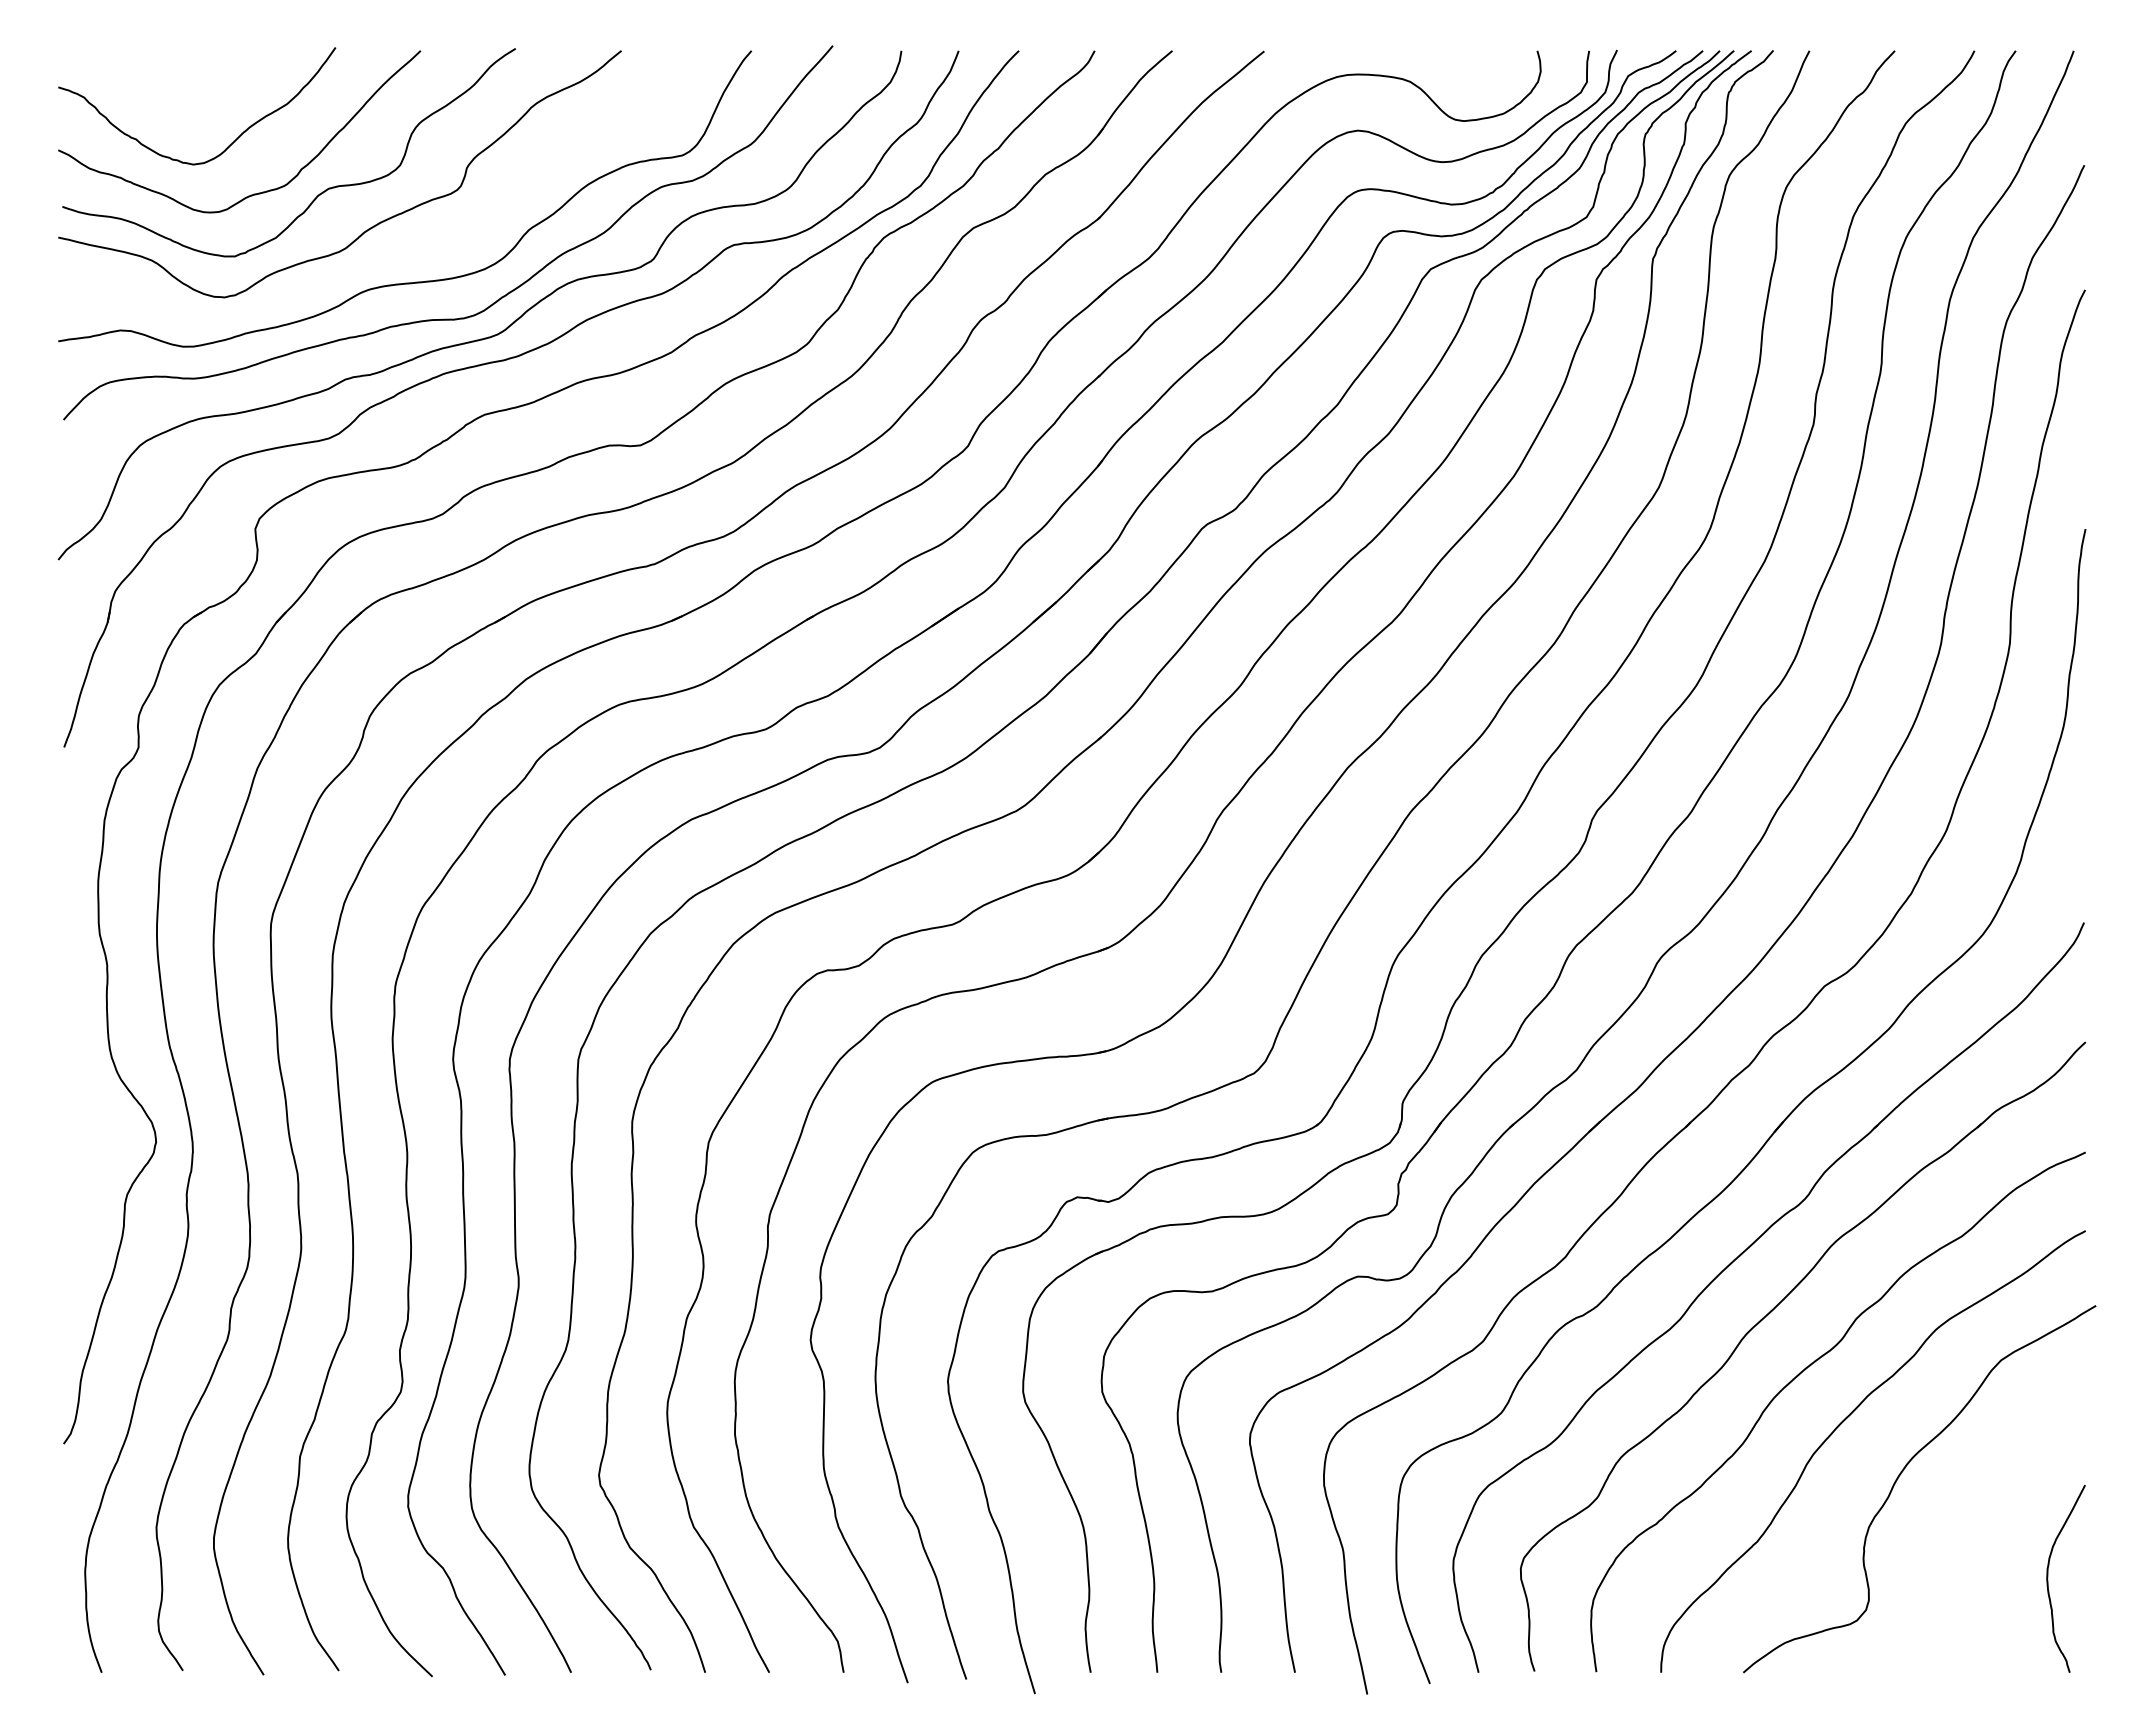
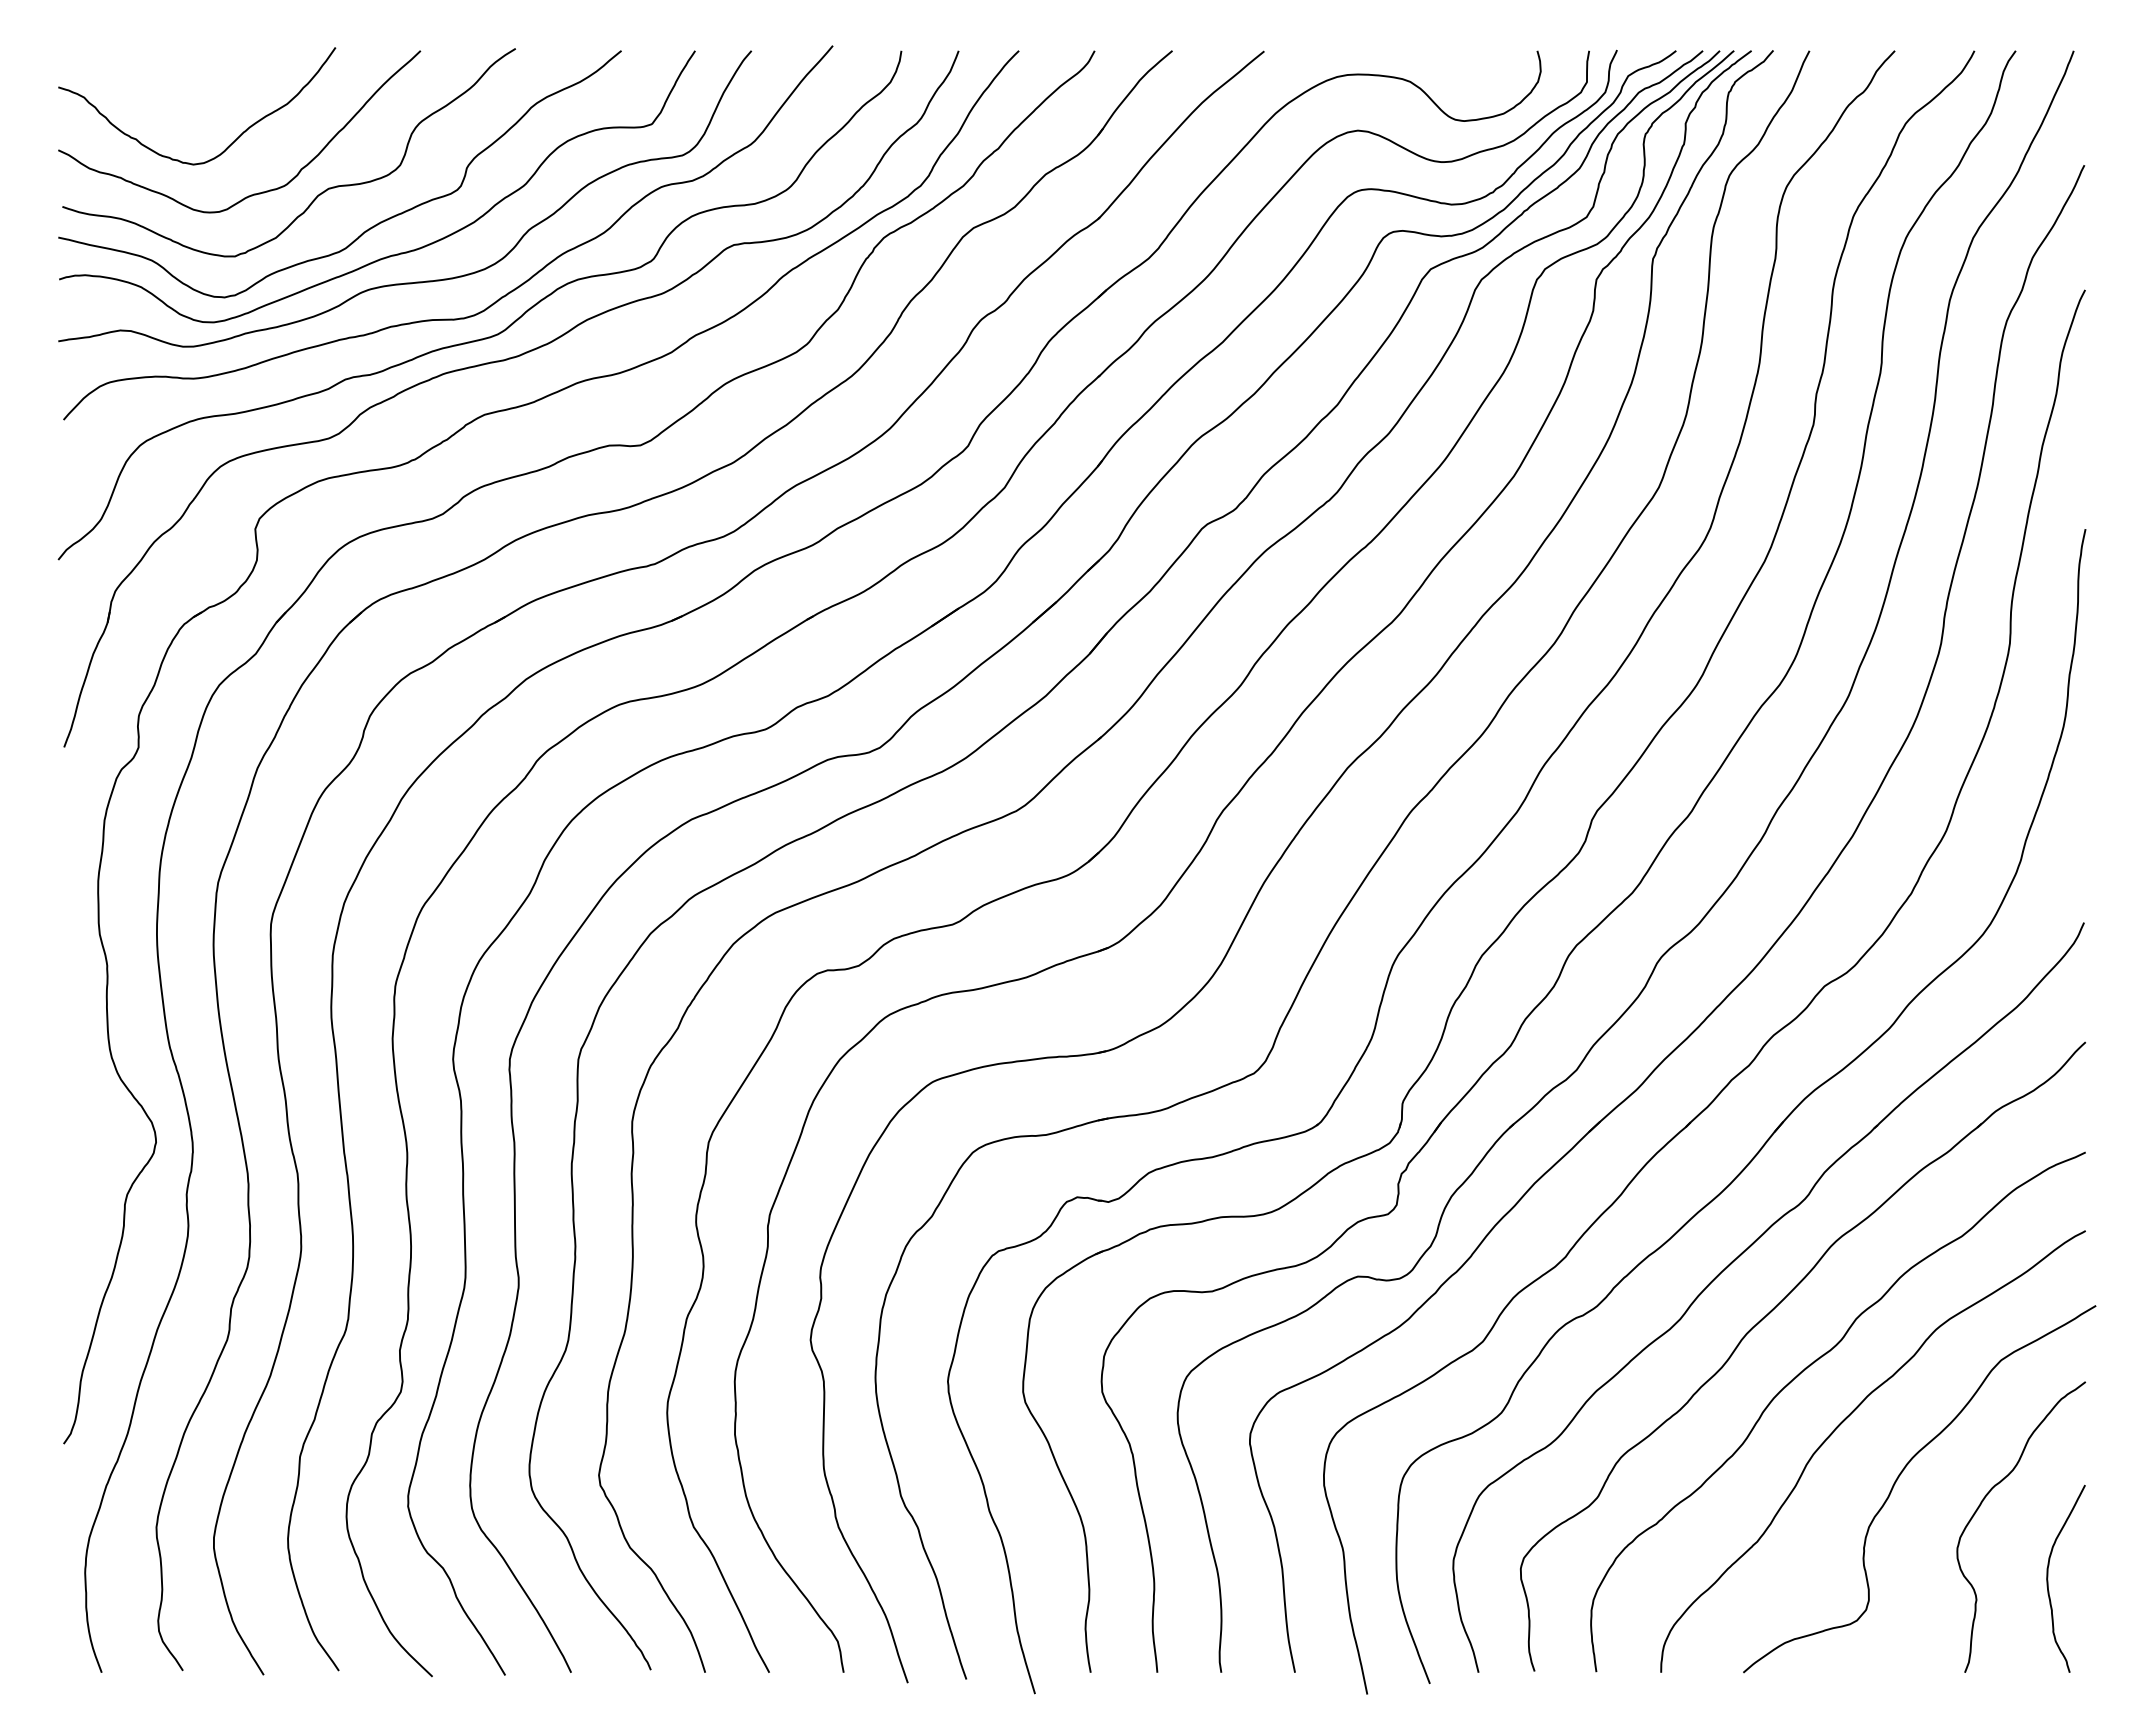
curve: none -> present (392, 254)
curve: none -> present (1983, 1501)
